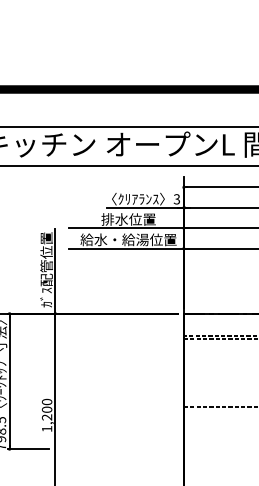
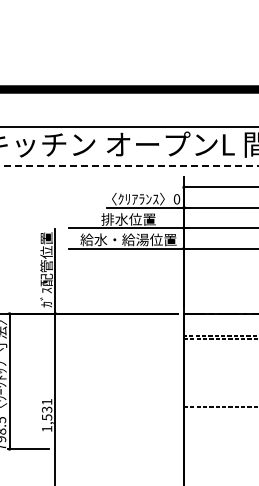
line: solid -> dashed (129, 165)
text: 3 -> 0 (176, 199)
text: 1,200 -> 1,531 (46, 409)
